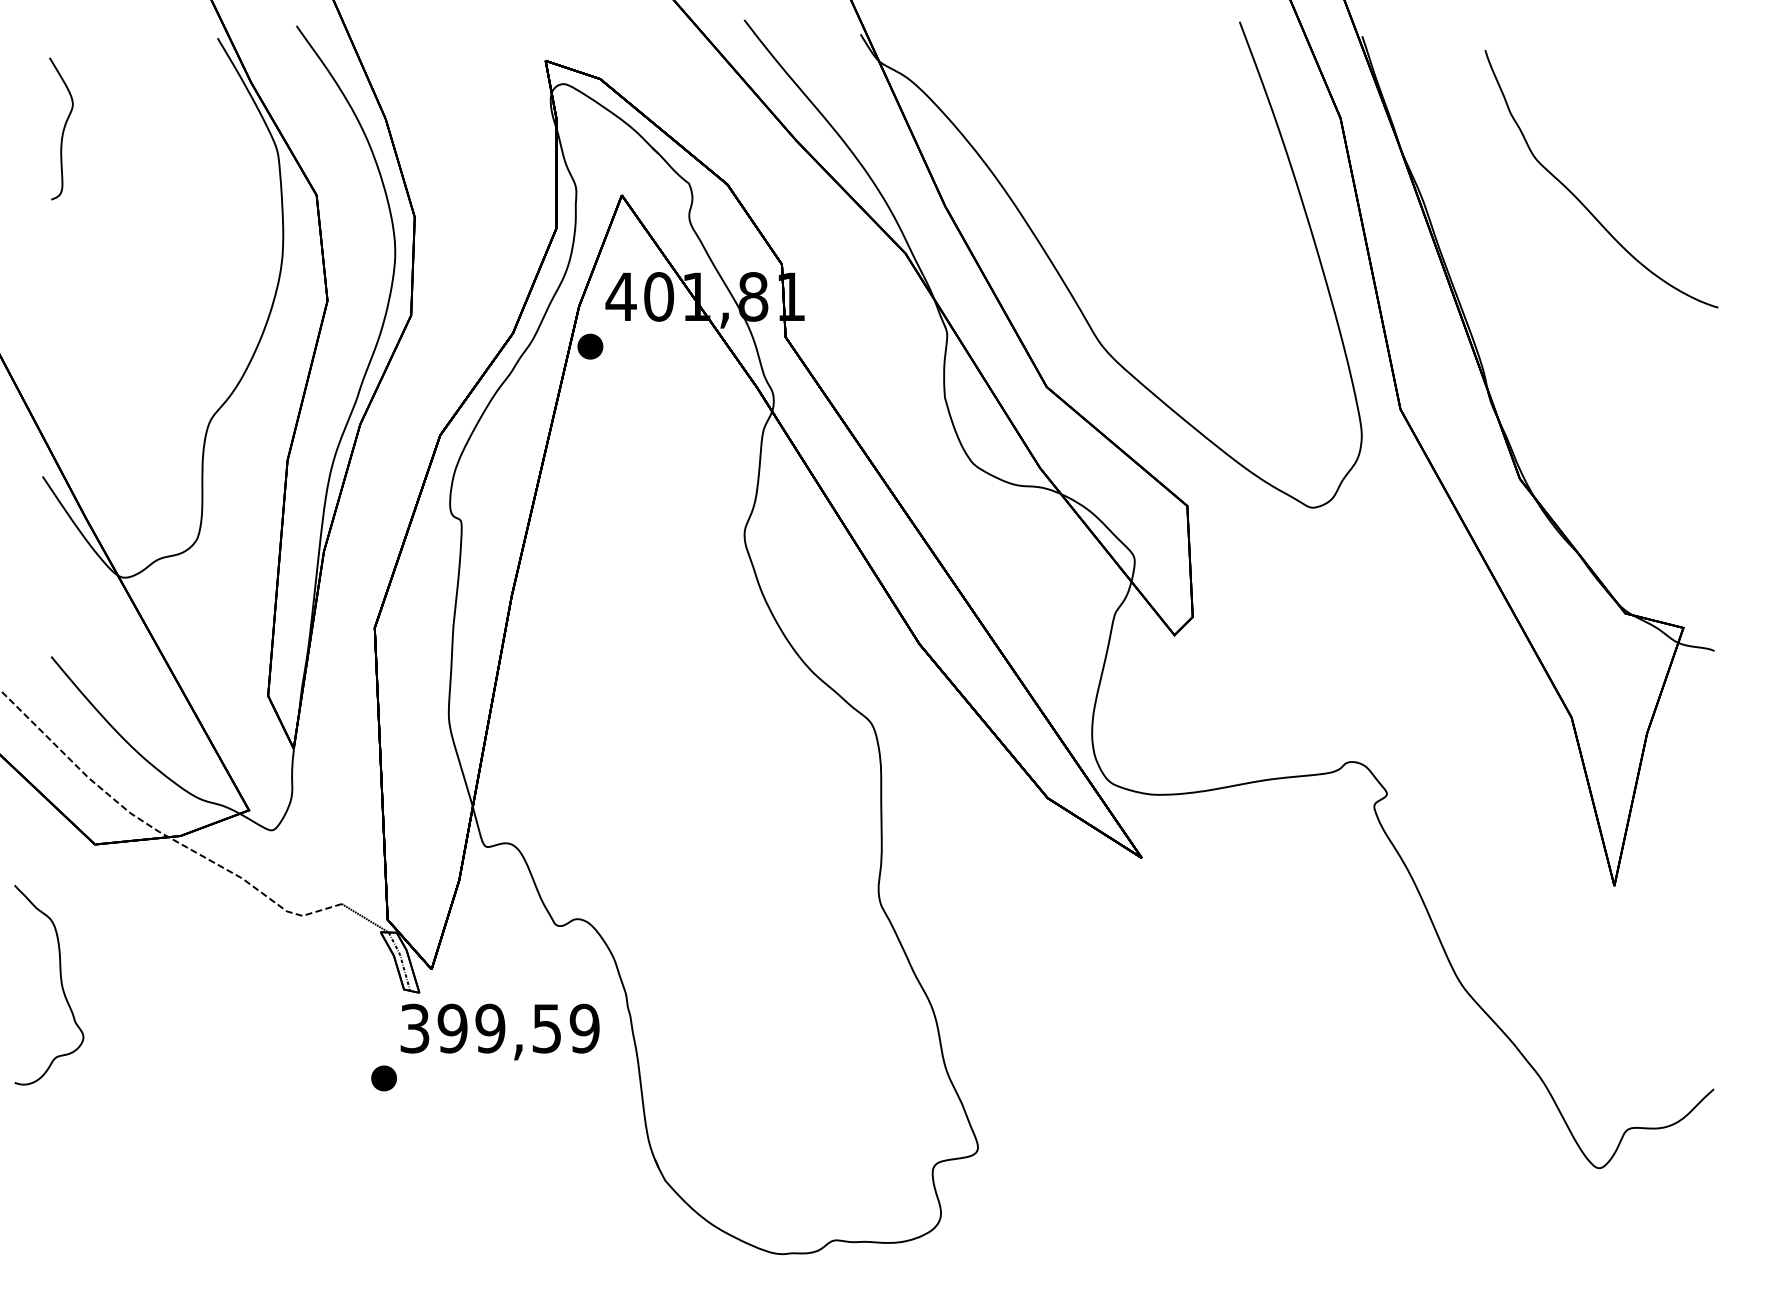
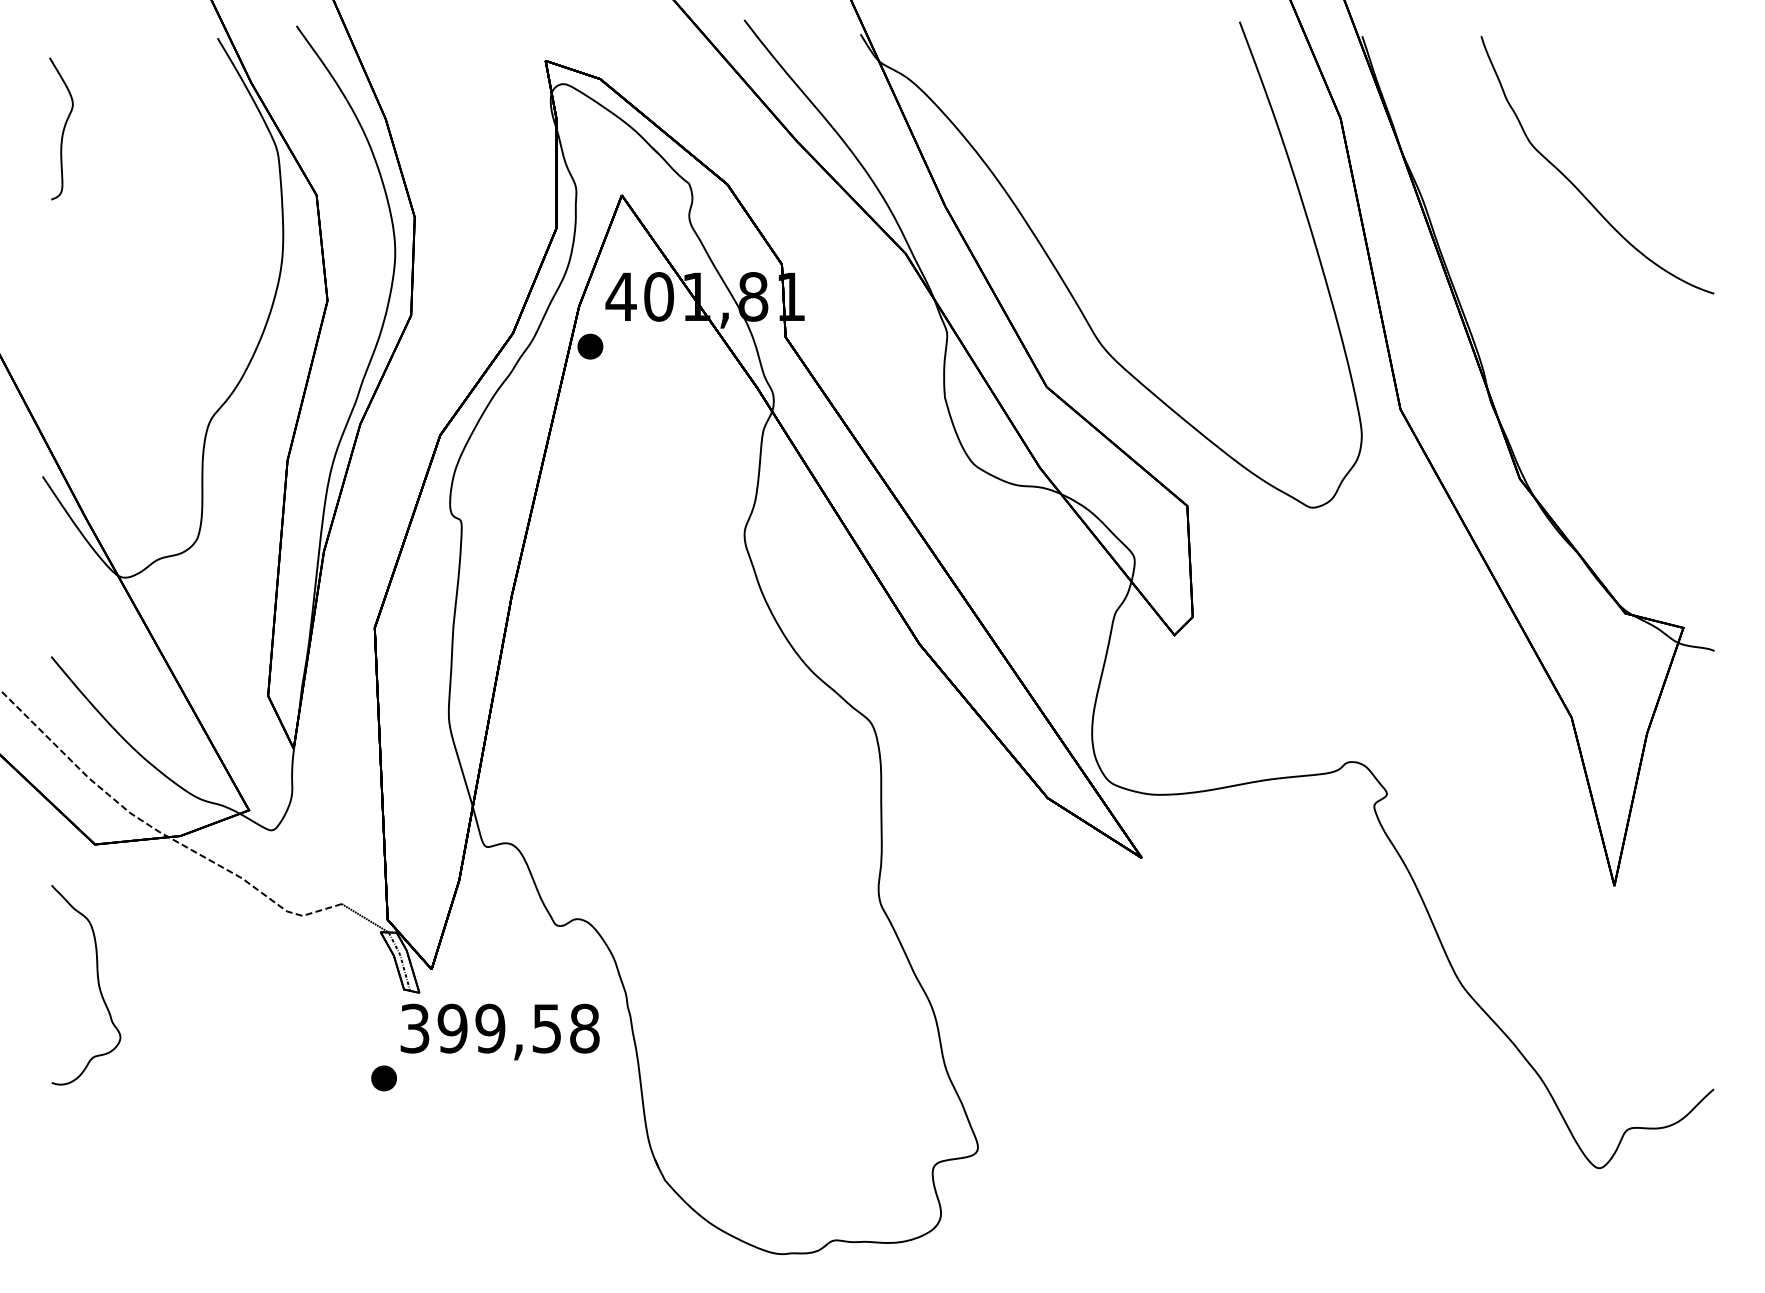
part position: (1580, 200) -> (1576, 186) (1576, 186)
curve position: (60, 983) -> (97, 983) (97, 983)
text: 399,59 -> 399,58 (584, 1028)
